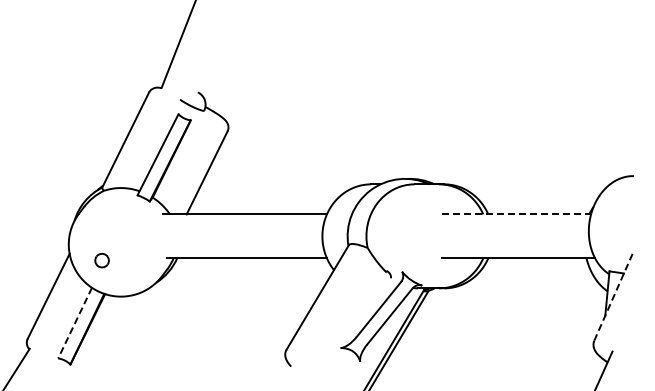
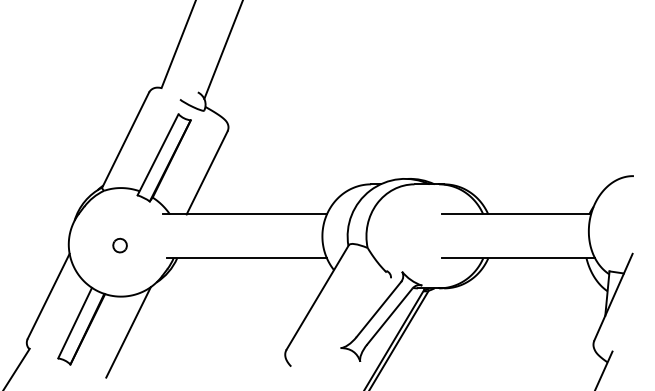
line: none -> present (223, 50)
line: dashed -> solid (517, 214)
part position: (101, 260) -> (119, 245) (119, 245)
line: dashed -> solid (613, 297)
line: dashed -> solid (74, 323)
line: none -> present (128, 332)
